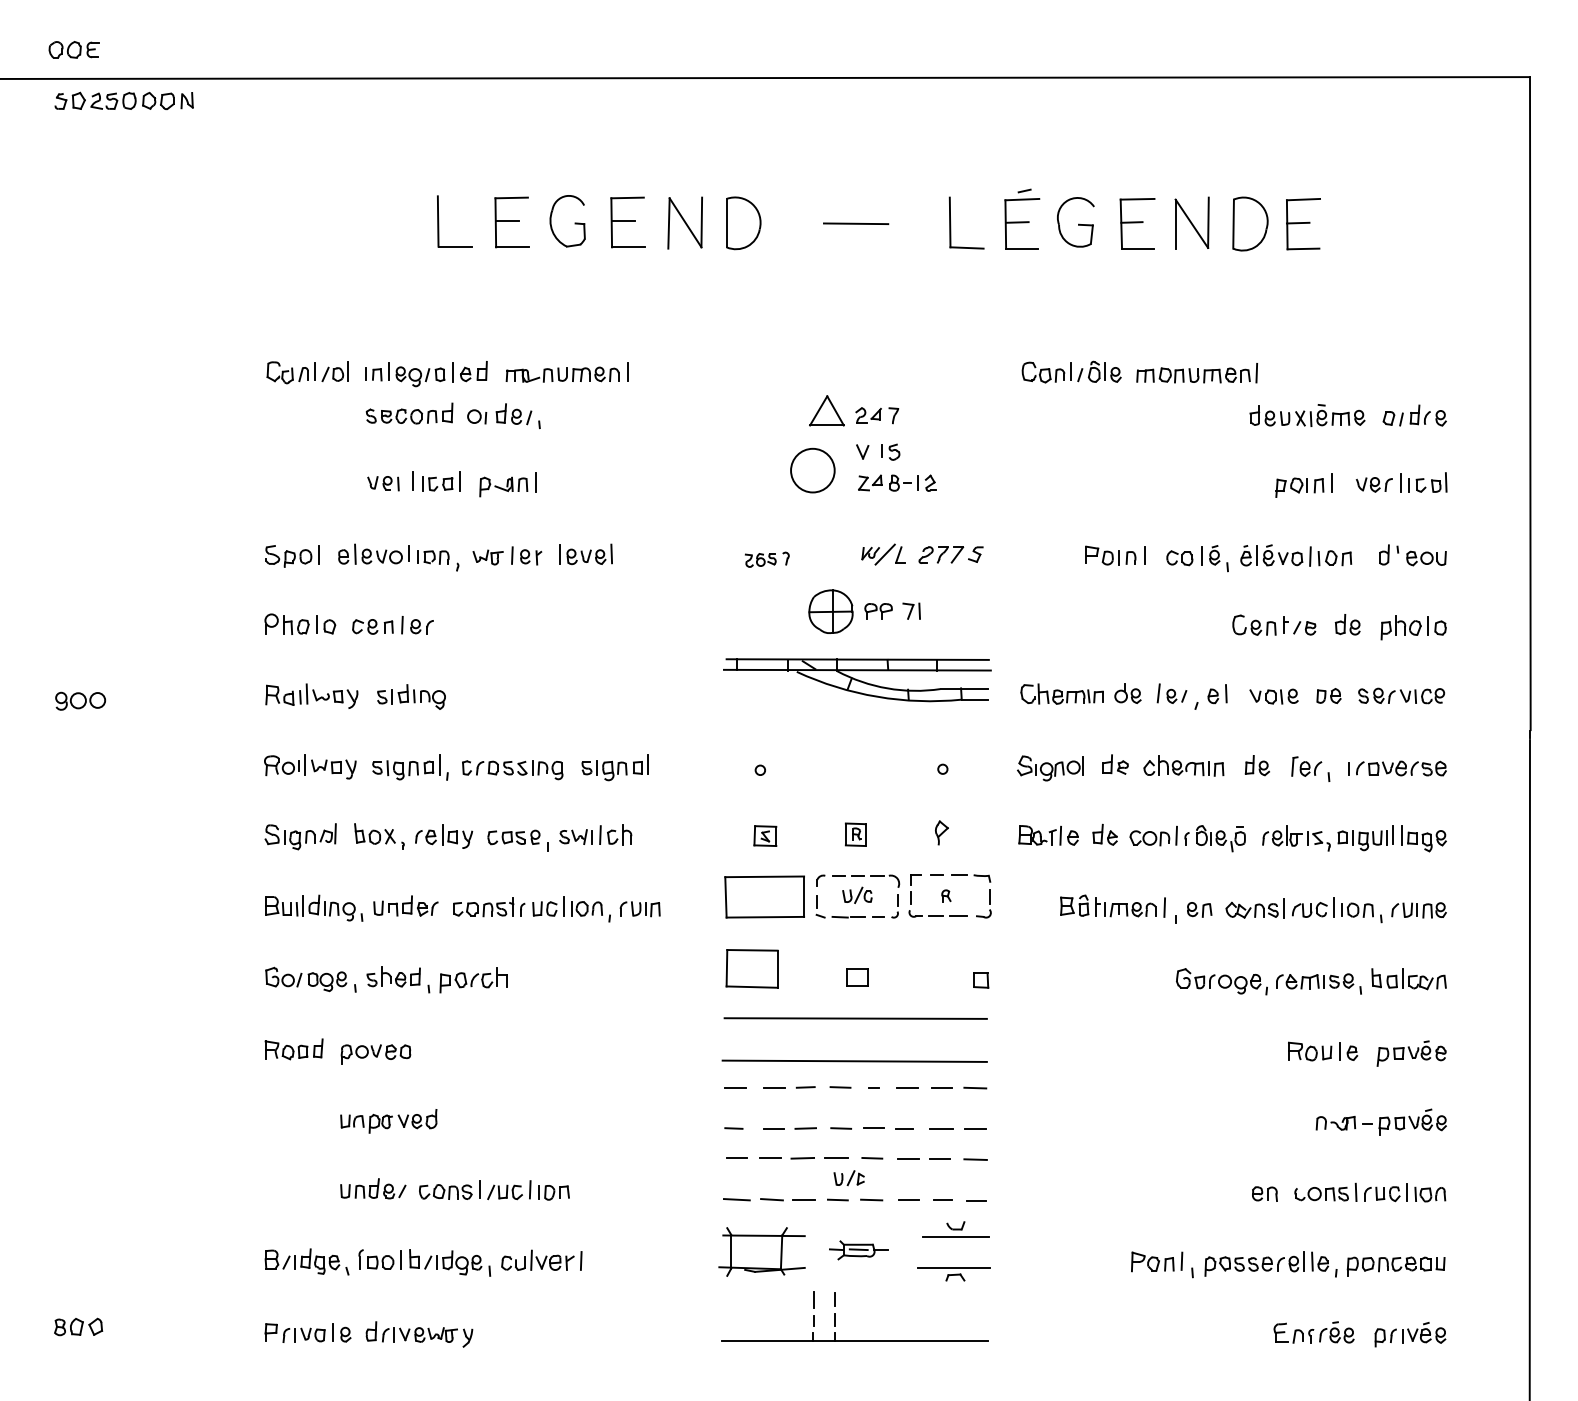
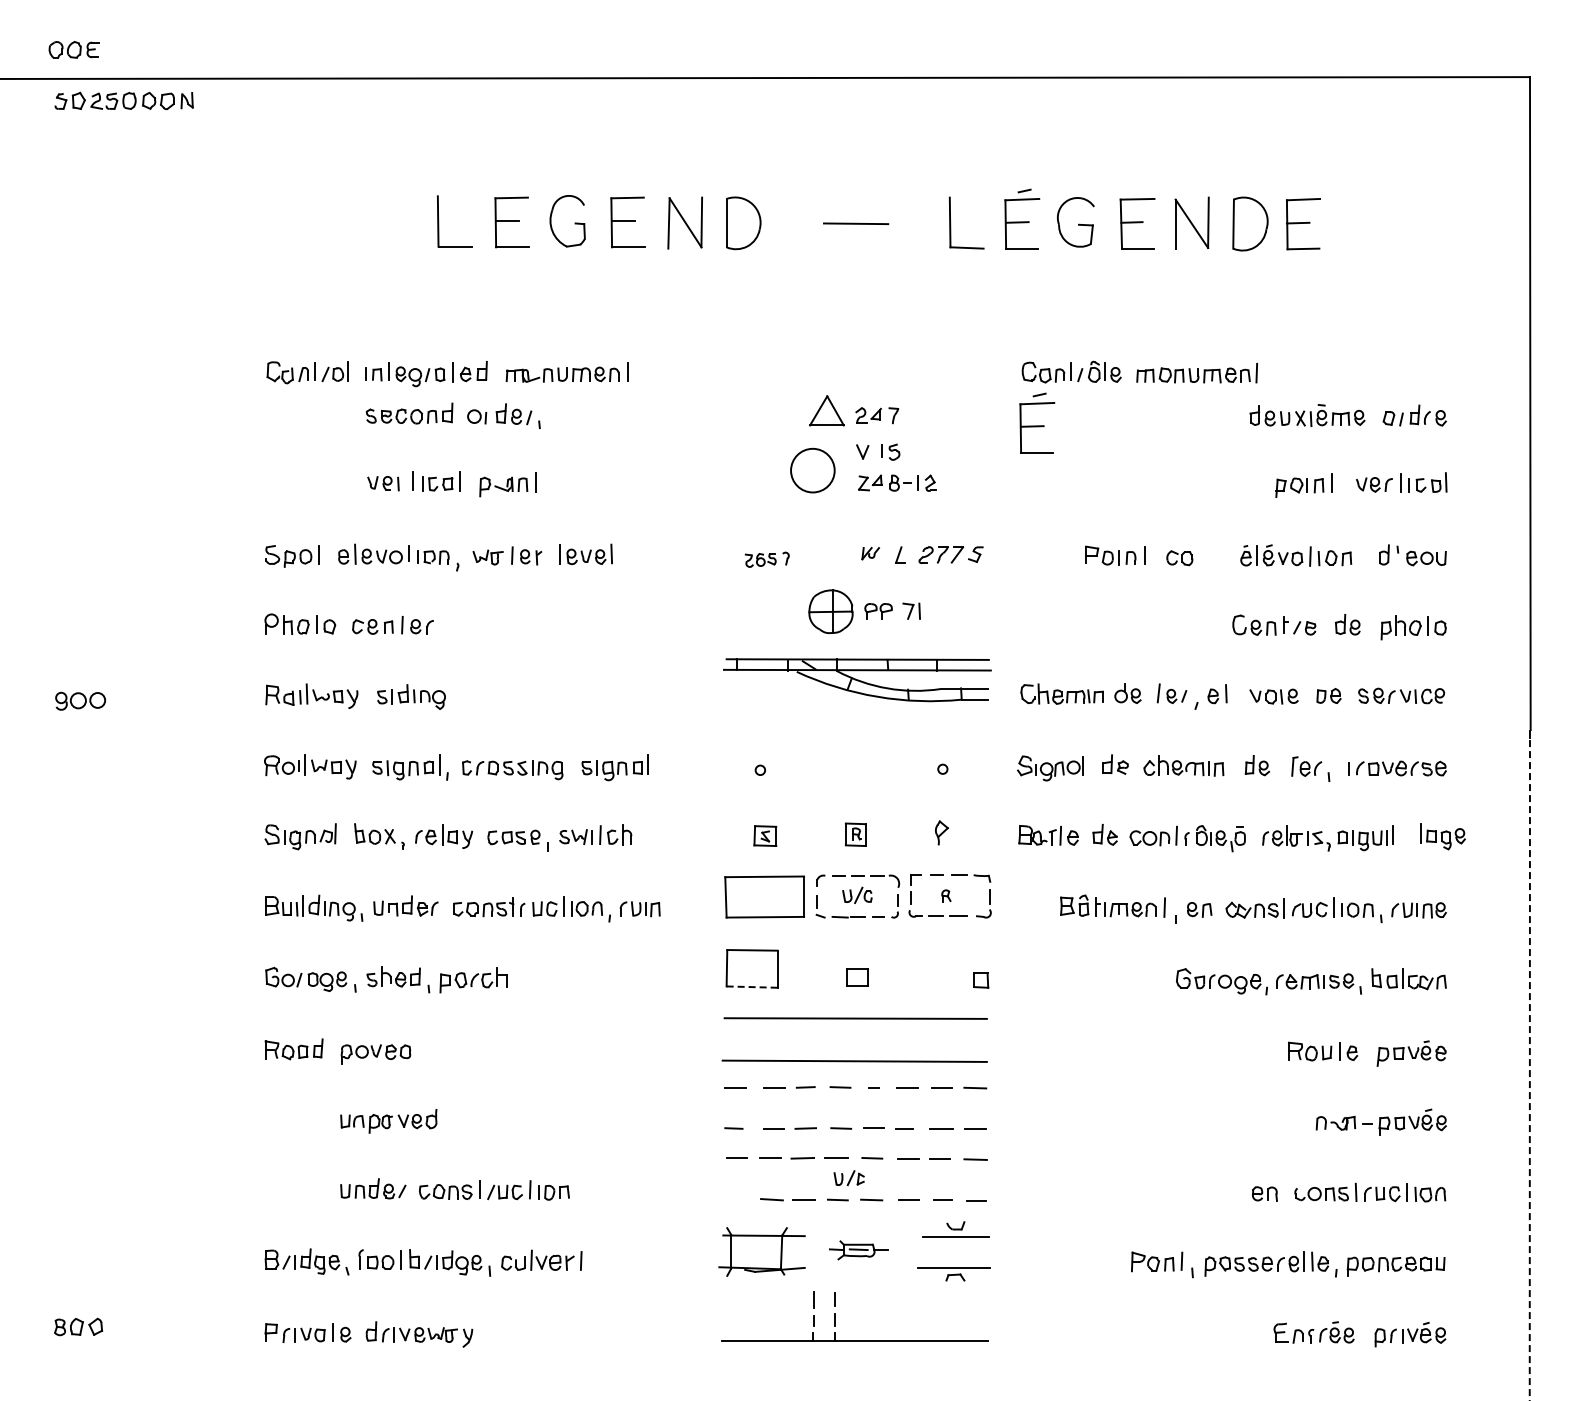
part: none -> present (1037, 422)
line: present -> none (884, 554)
part: present -> none (1214, 558)
part position: (1423, 838) -> (1442, 836) (1442, 836)
line: solid -> dashed (752, 987)
line: solid -> dashed (1529, 1070)
line: present -> none (736, 1199)
